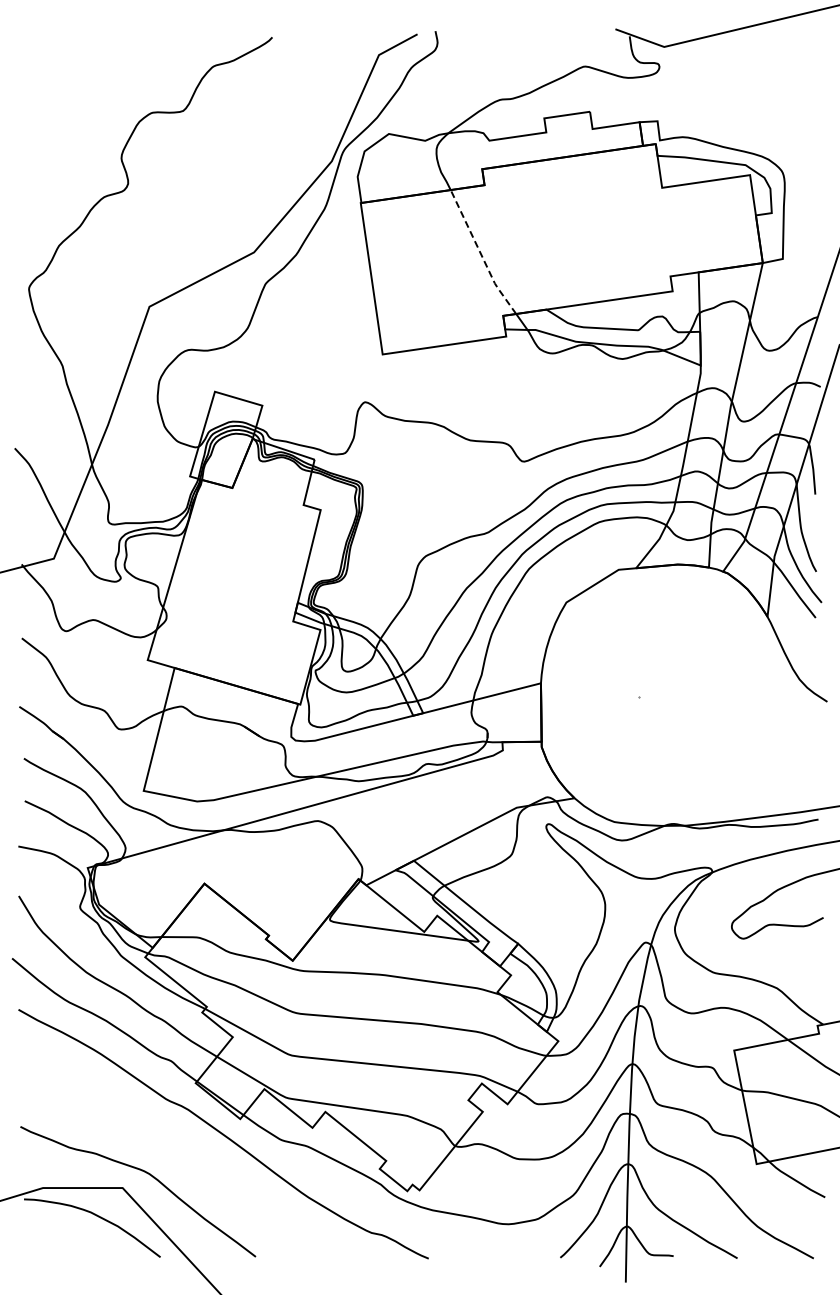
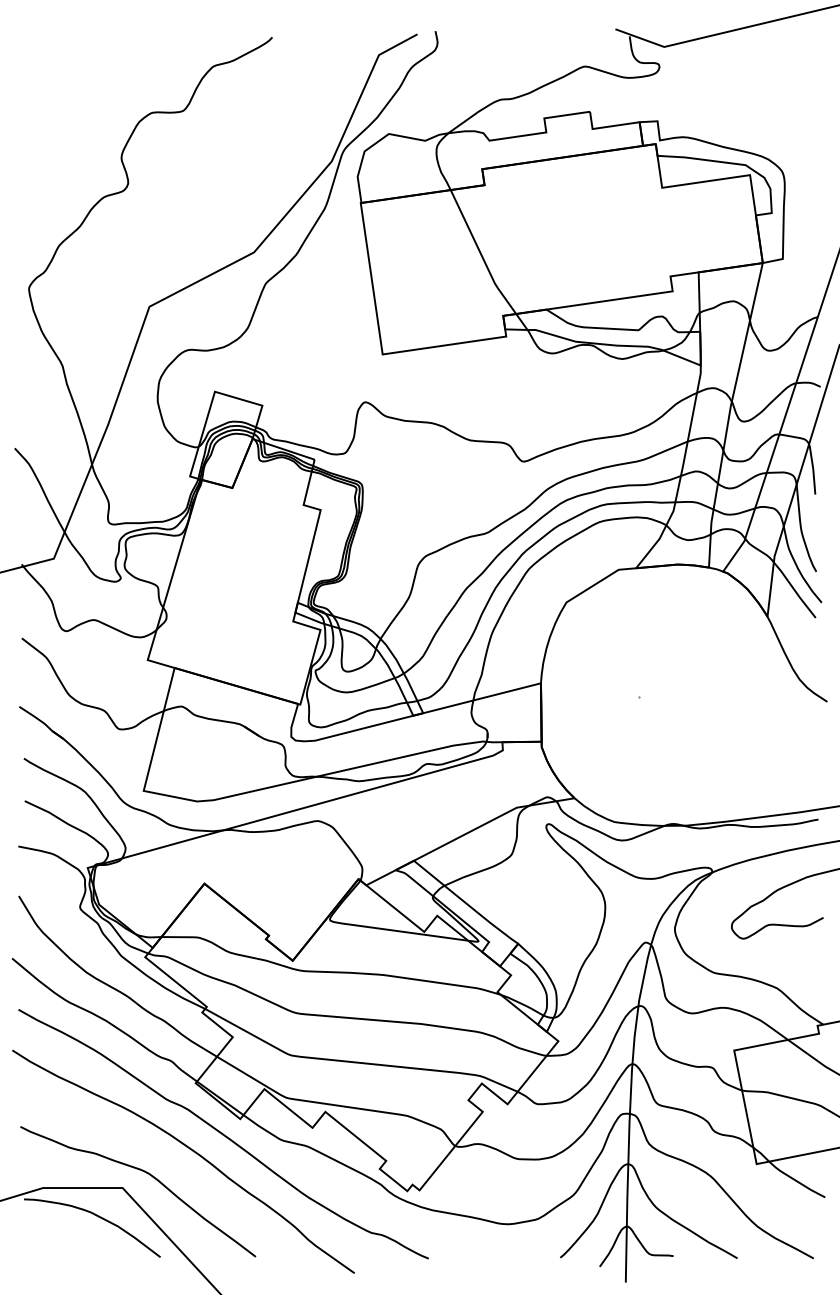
line: dashed -> solid (481, 254)
curve: none -> present (189, 1149)
